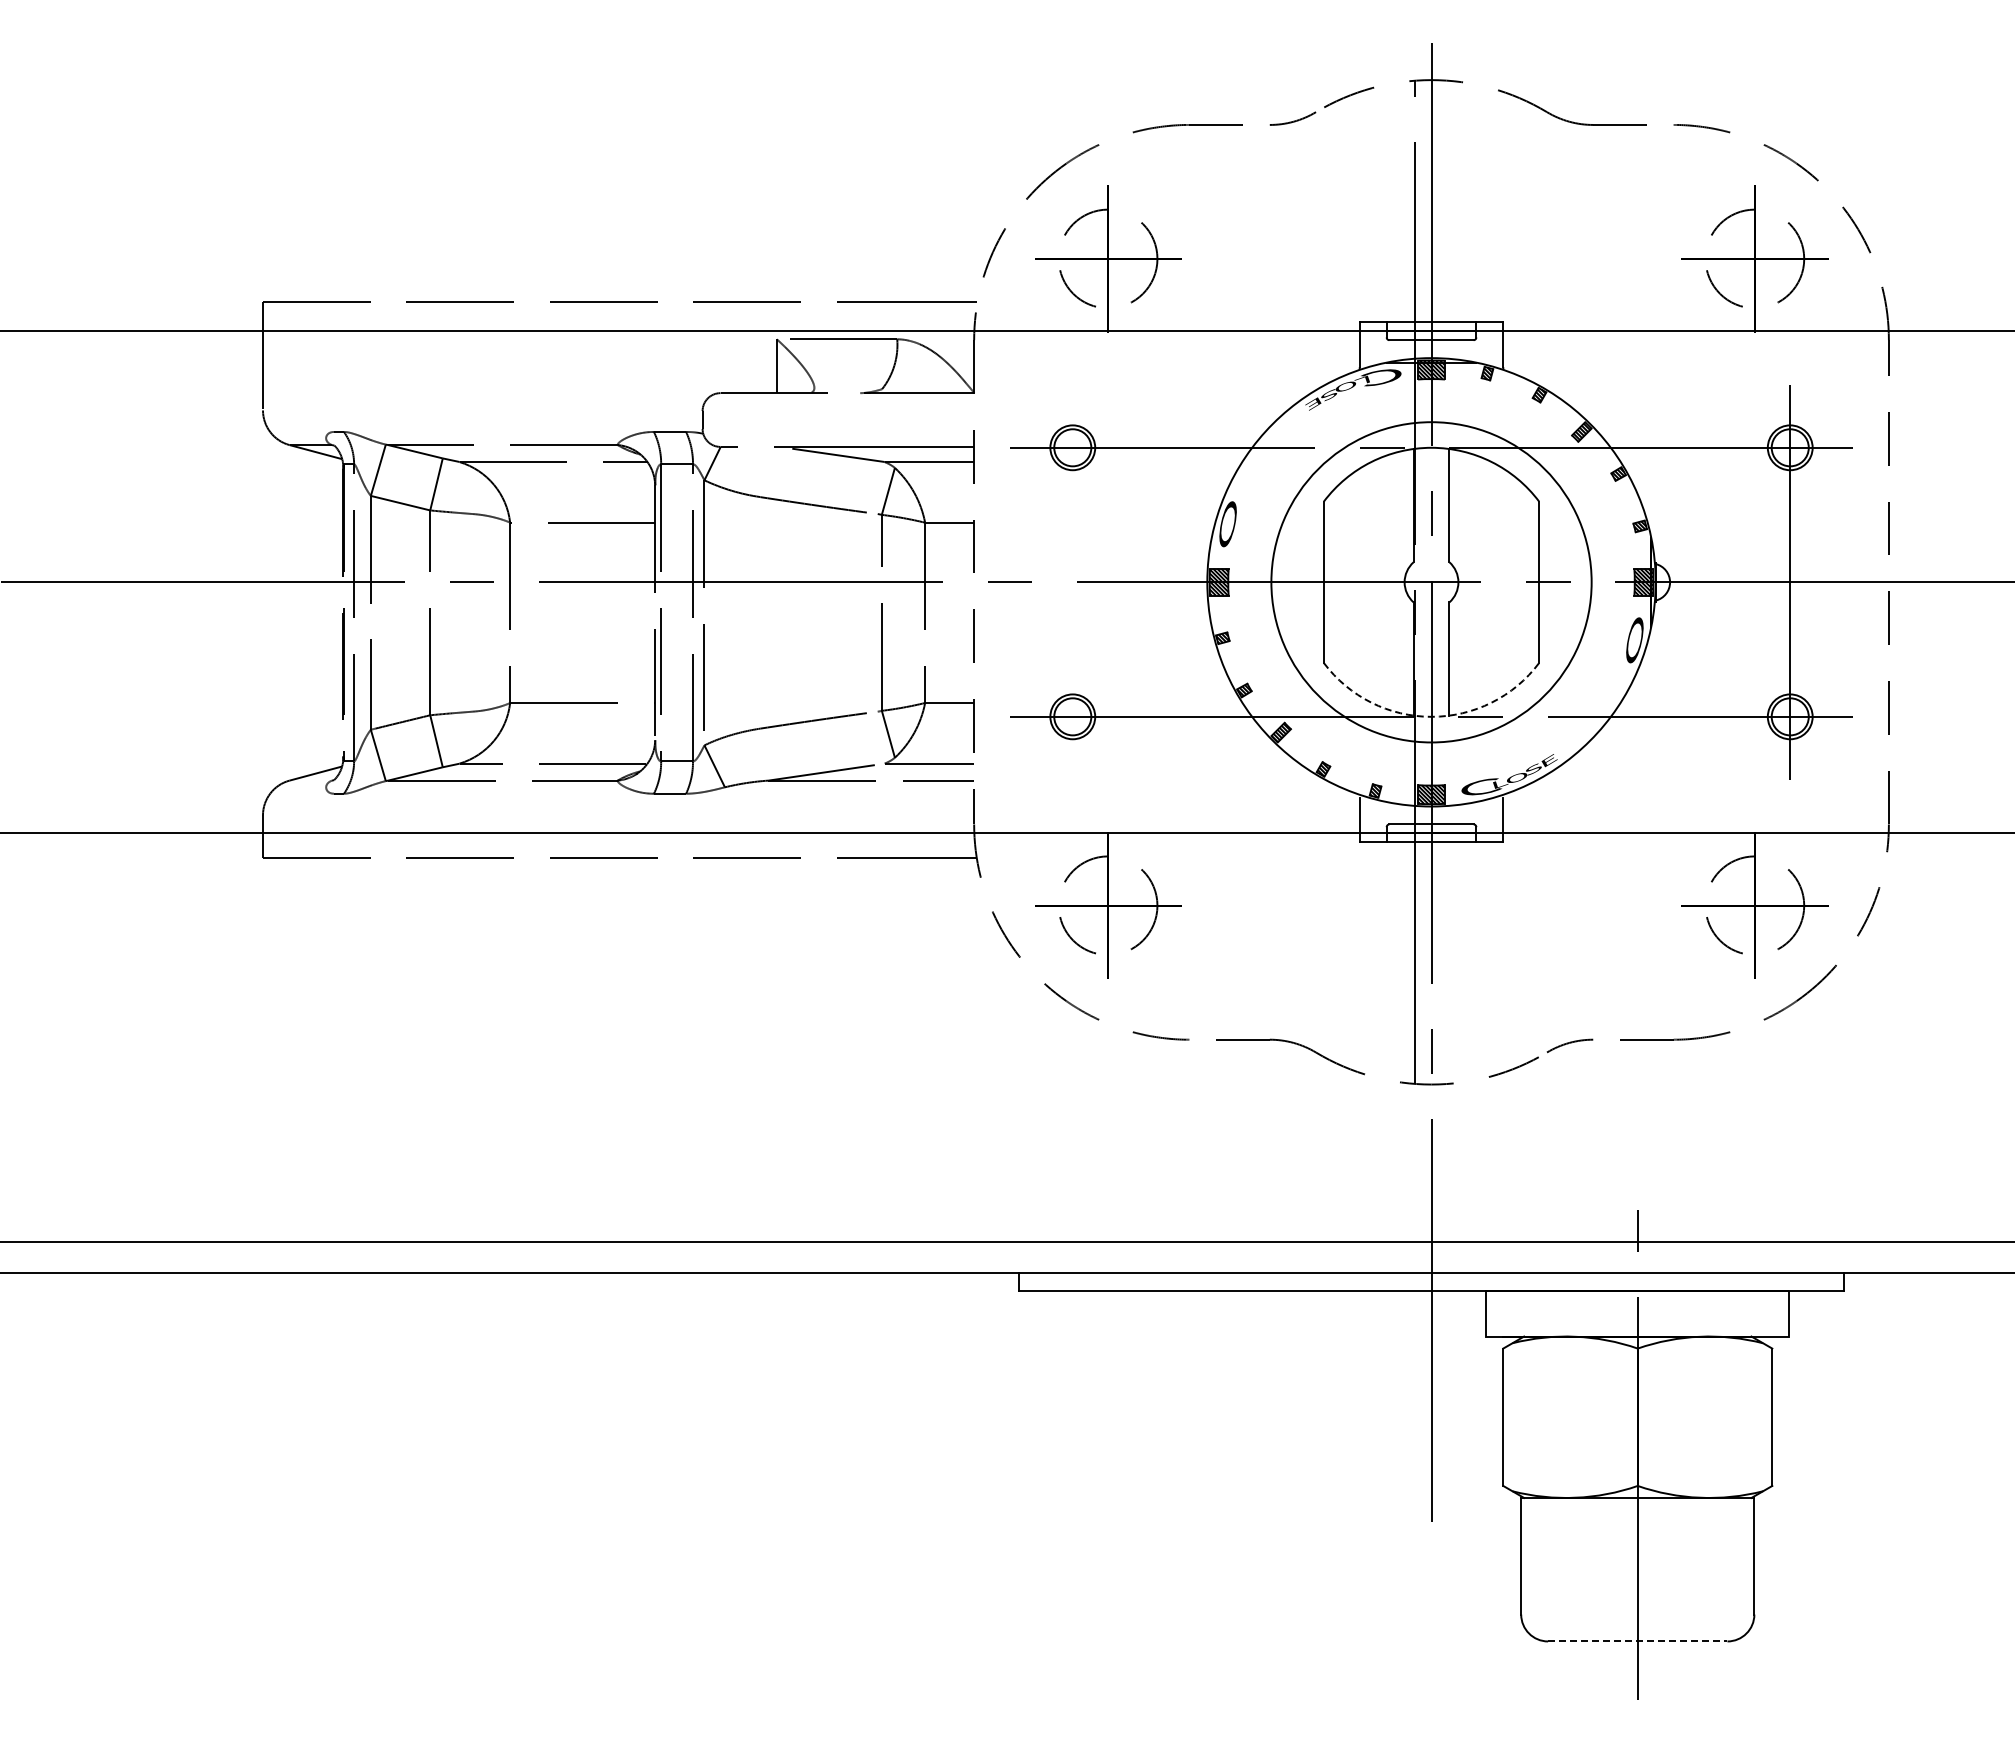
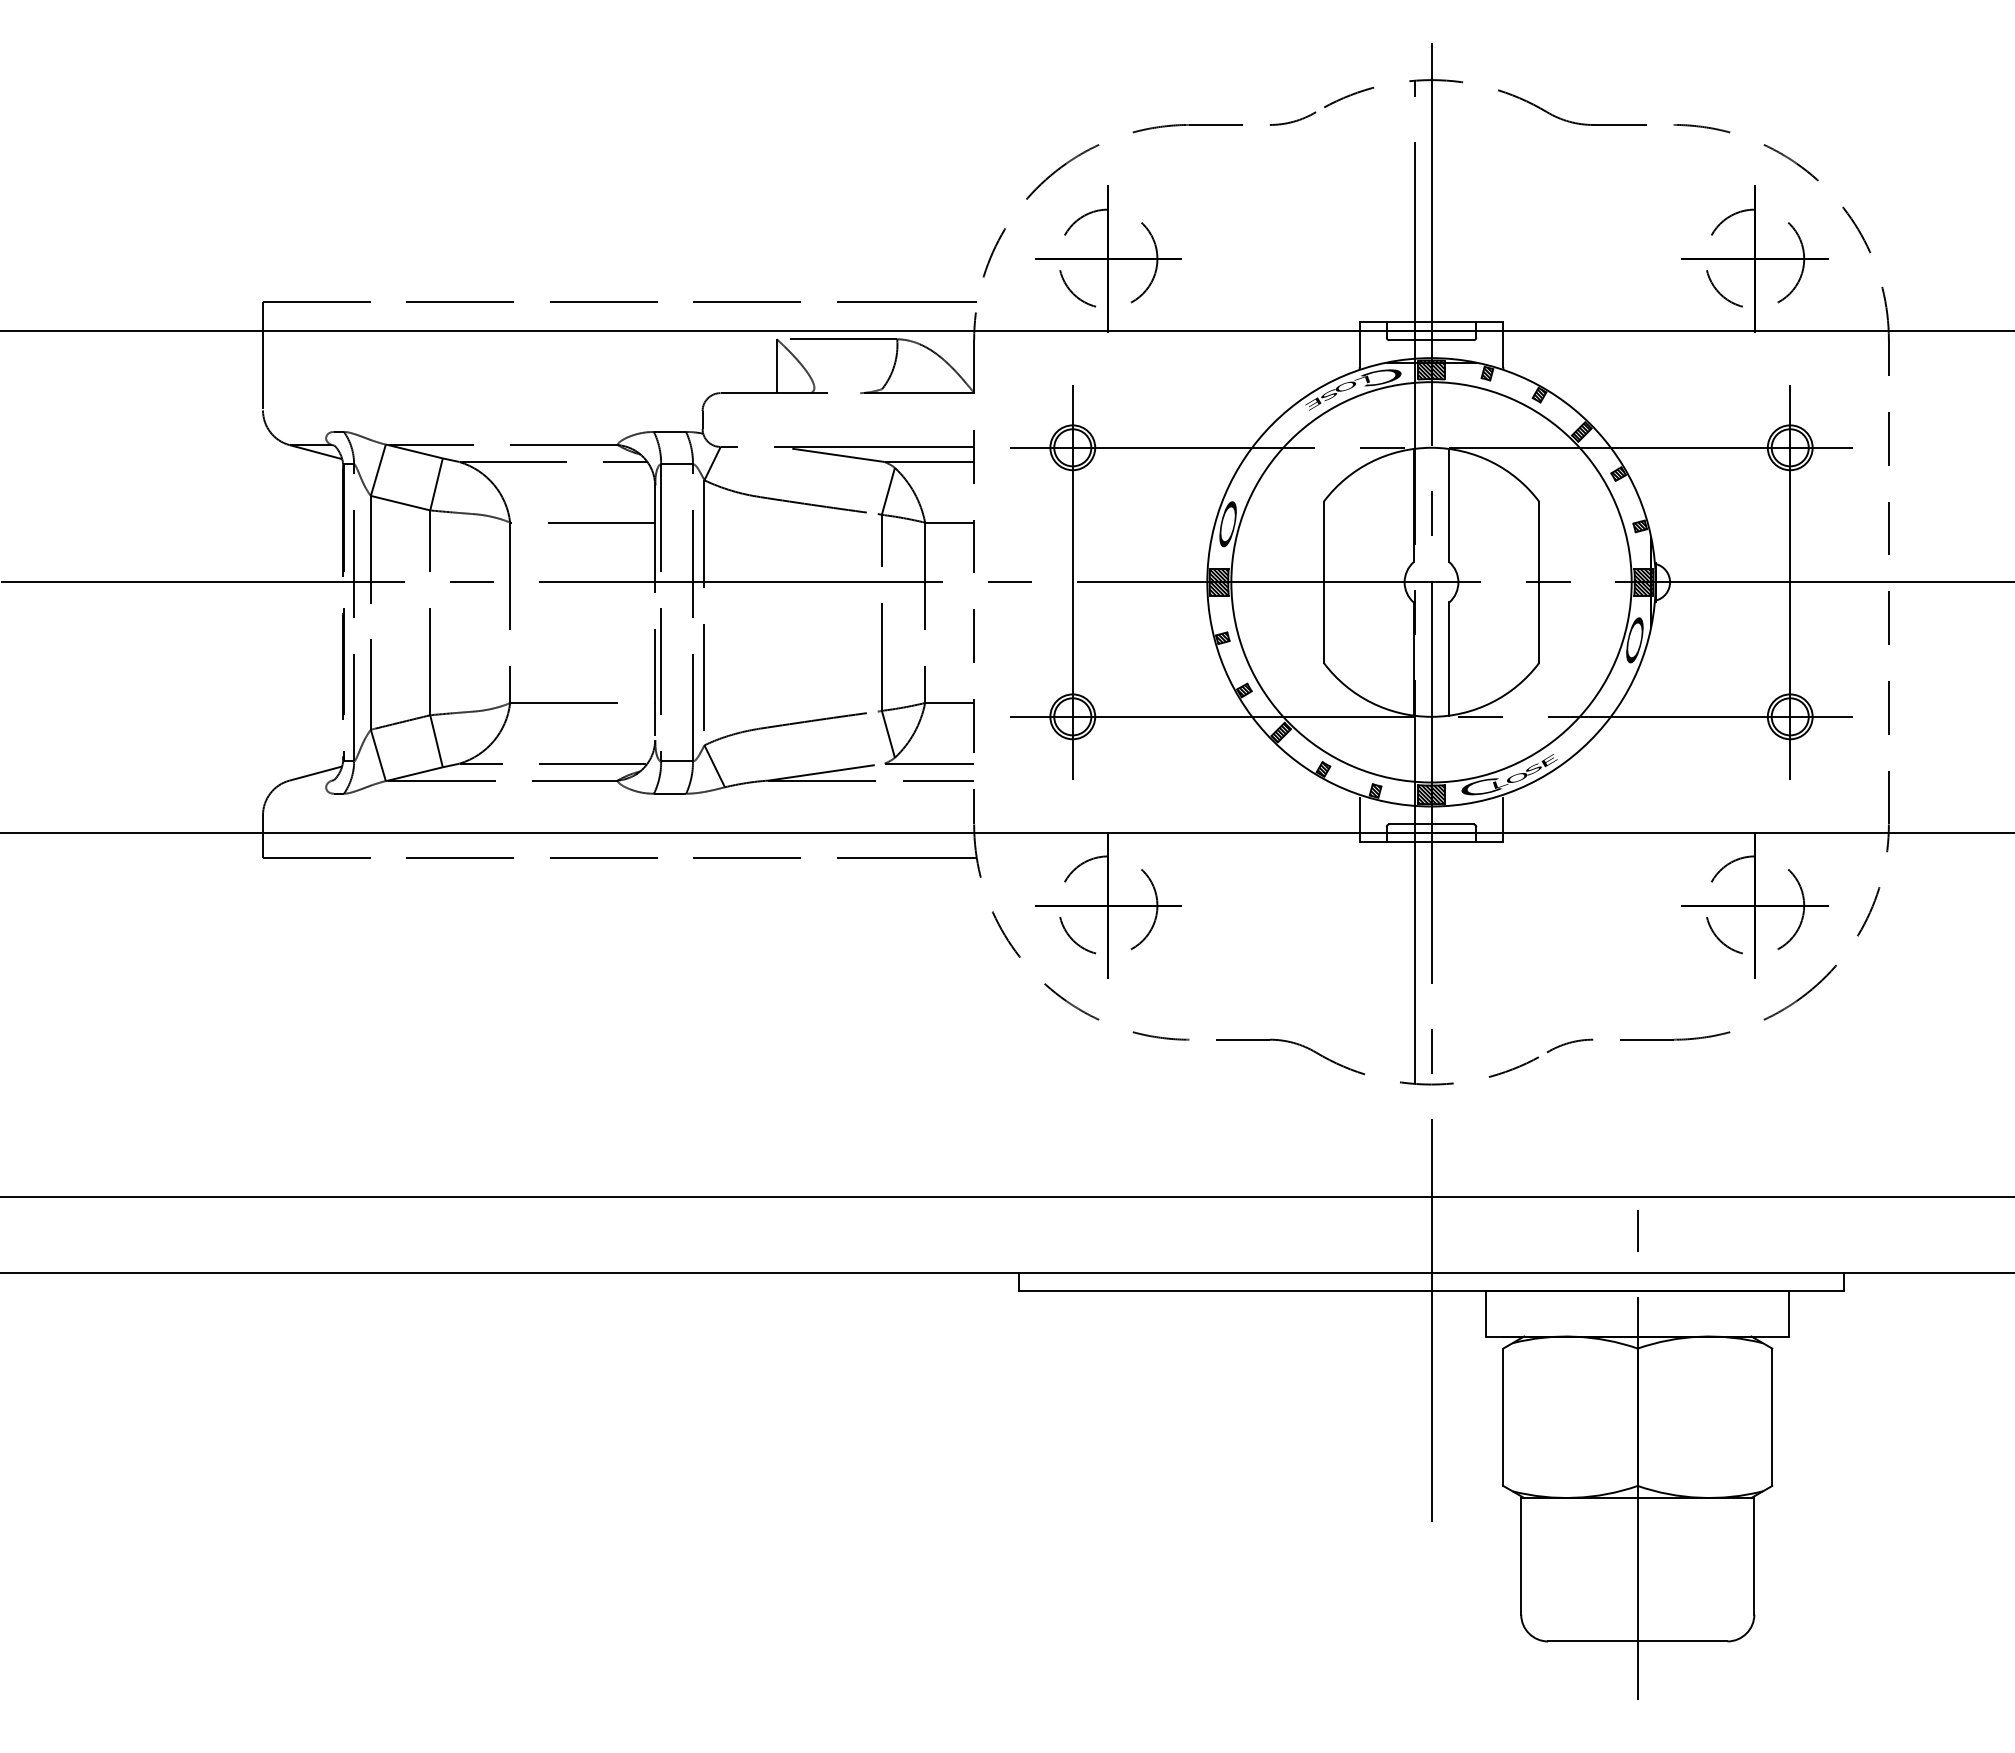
line: none -> present (1072, 582)
circle diameter: 320 px -> 400 px (1431, 582)
arc: dashed -> solid (1431, 716)
line position: (1006, 1241) -> (1006, 1196) (1006, 1196)
line: dashed -> solid (1637, 1641)
